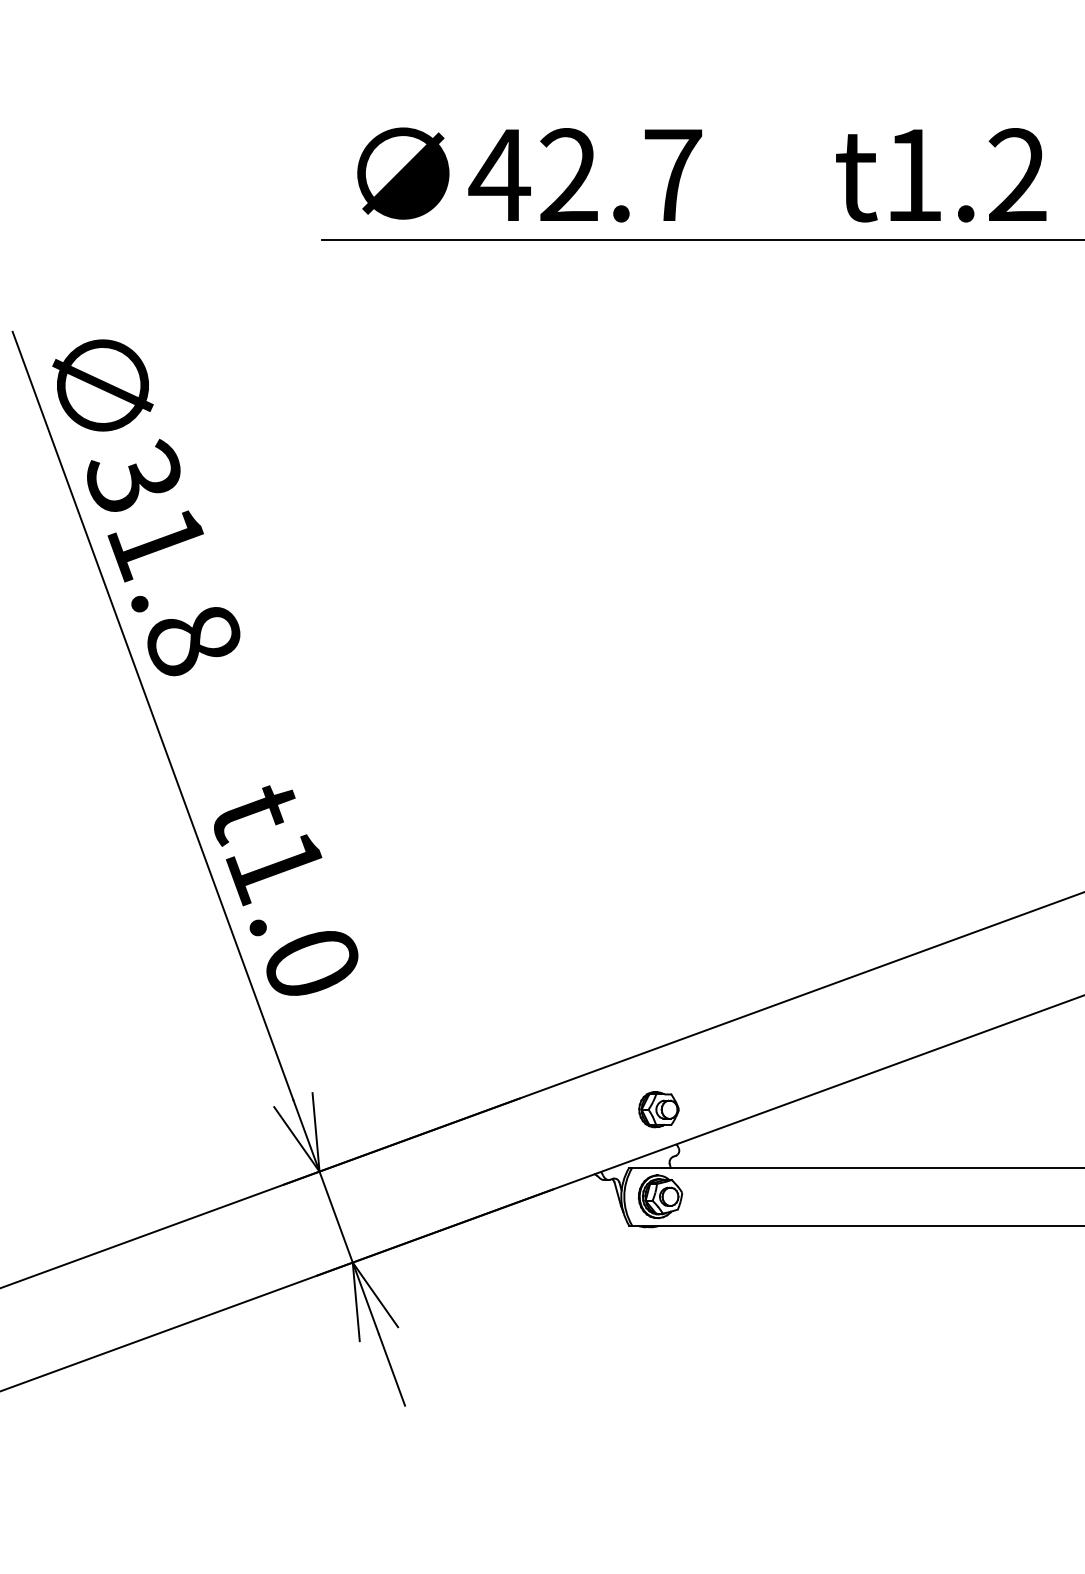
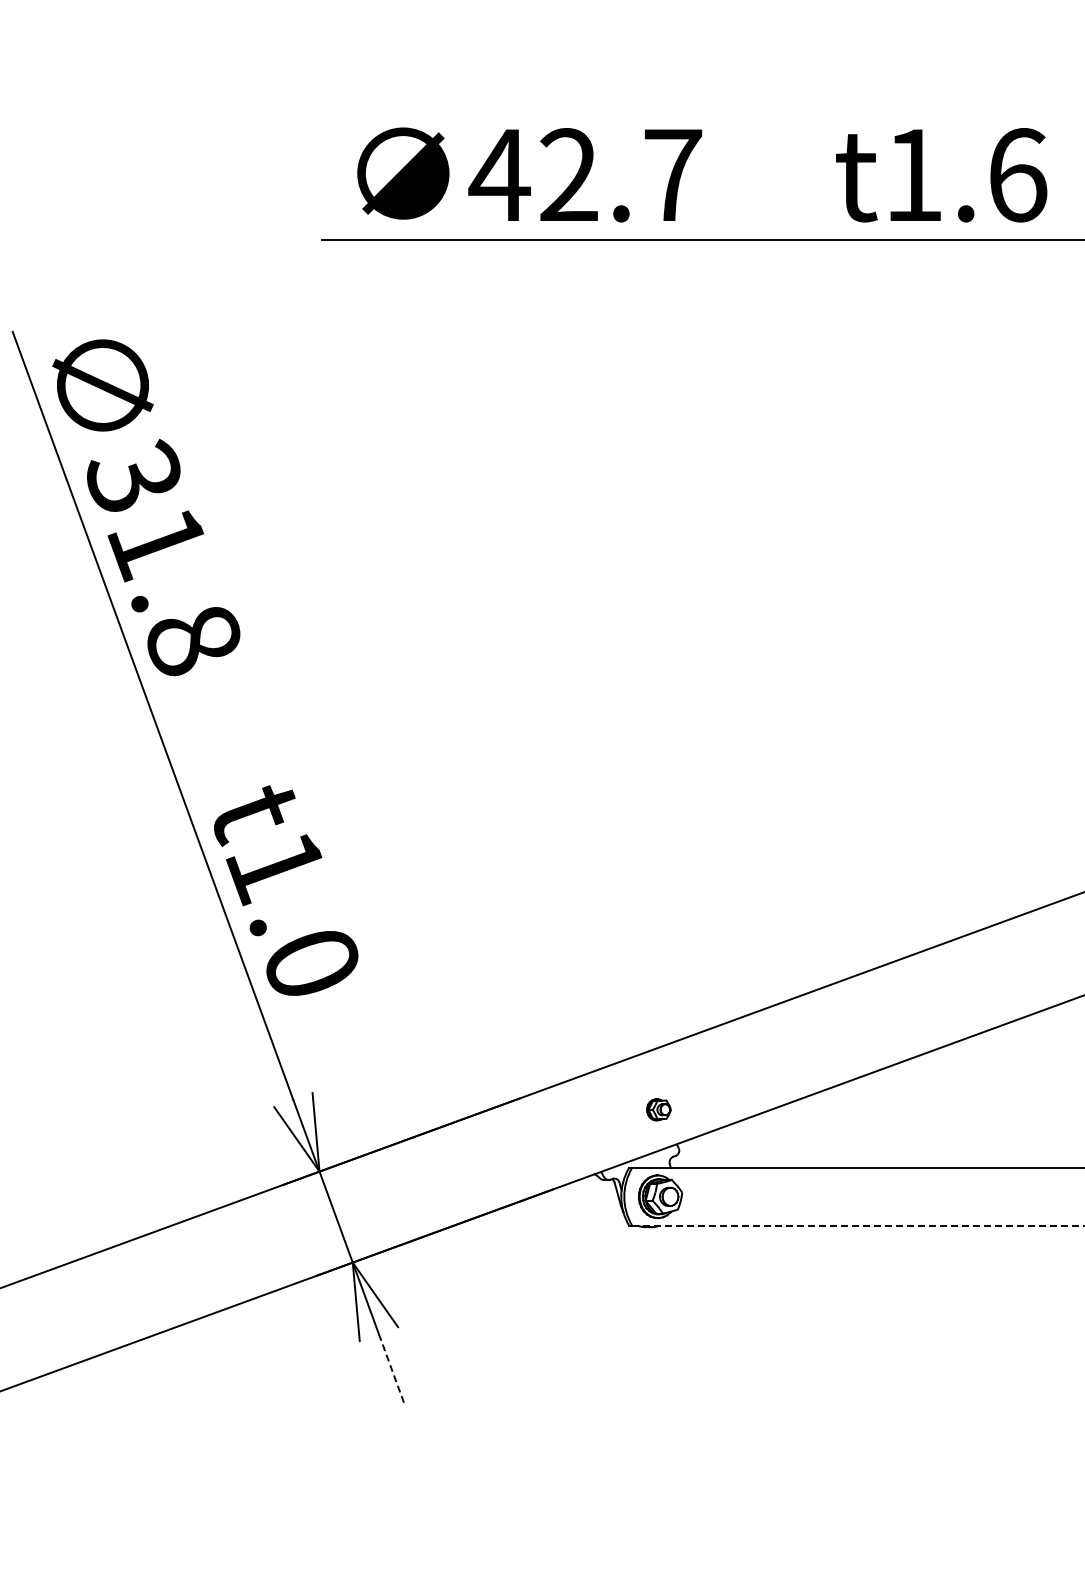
text: t1.2 -> t1.6 (1017, 175)
part size: 42x38 px -> 26x24 px (658, 1109)
line: solid -> dashed (859, 1225)
line: solid -> dashed (392, 1370)
